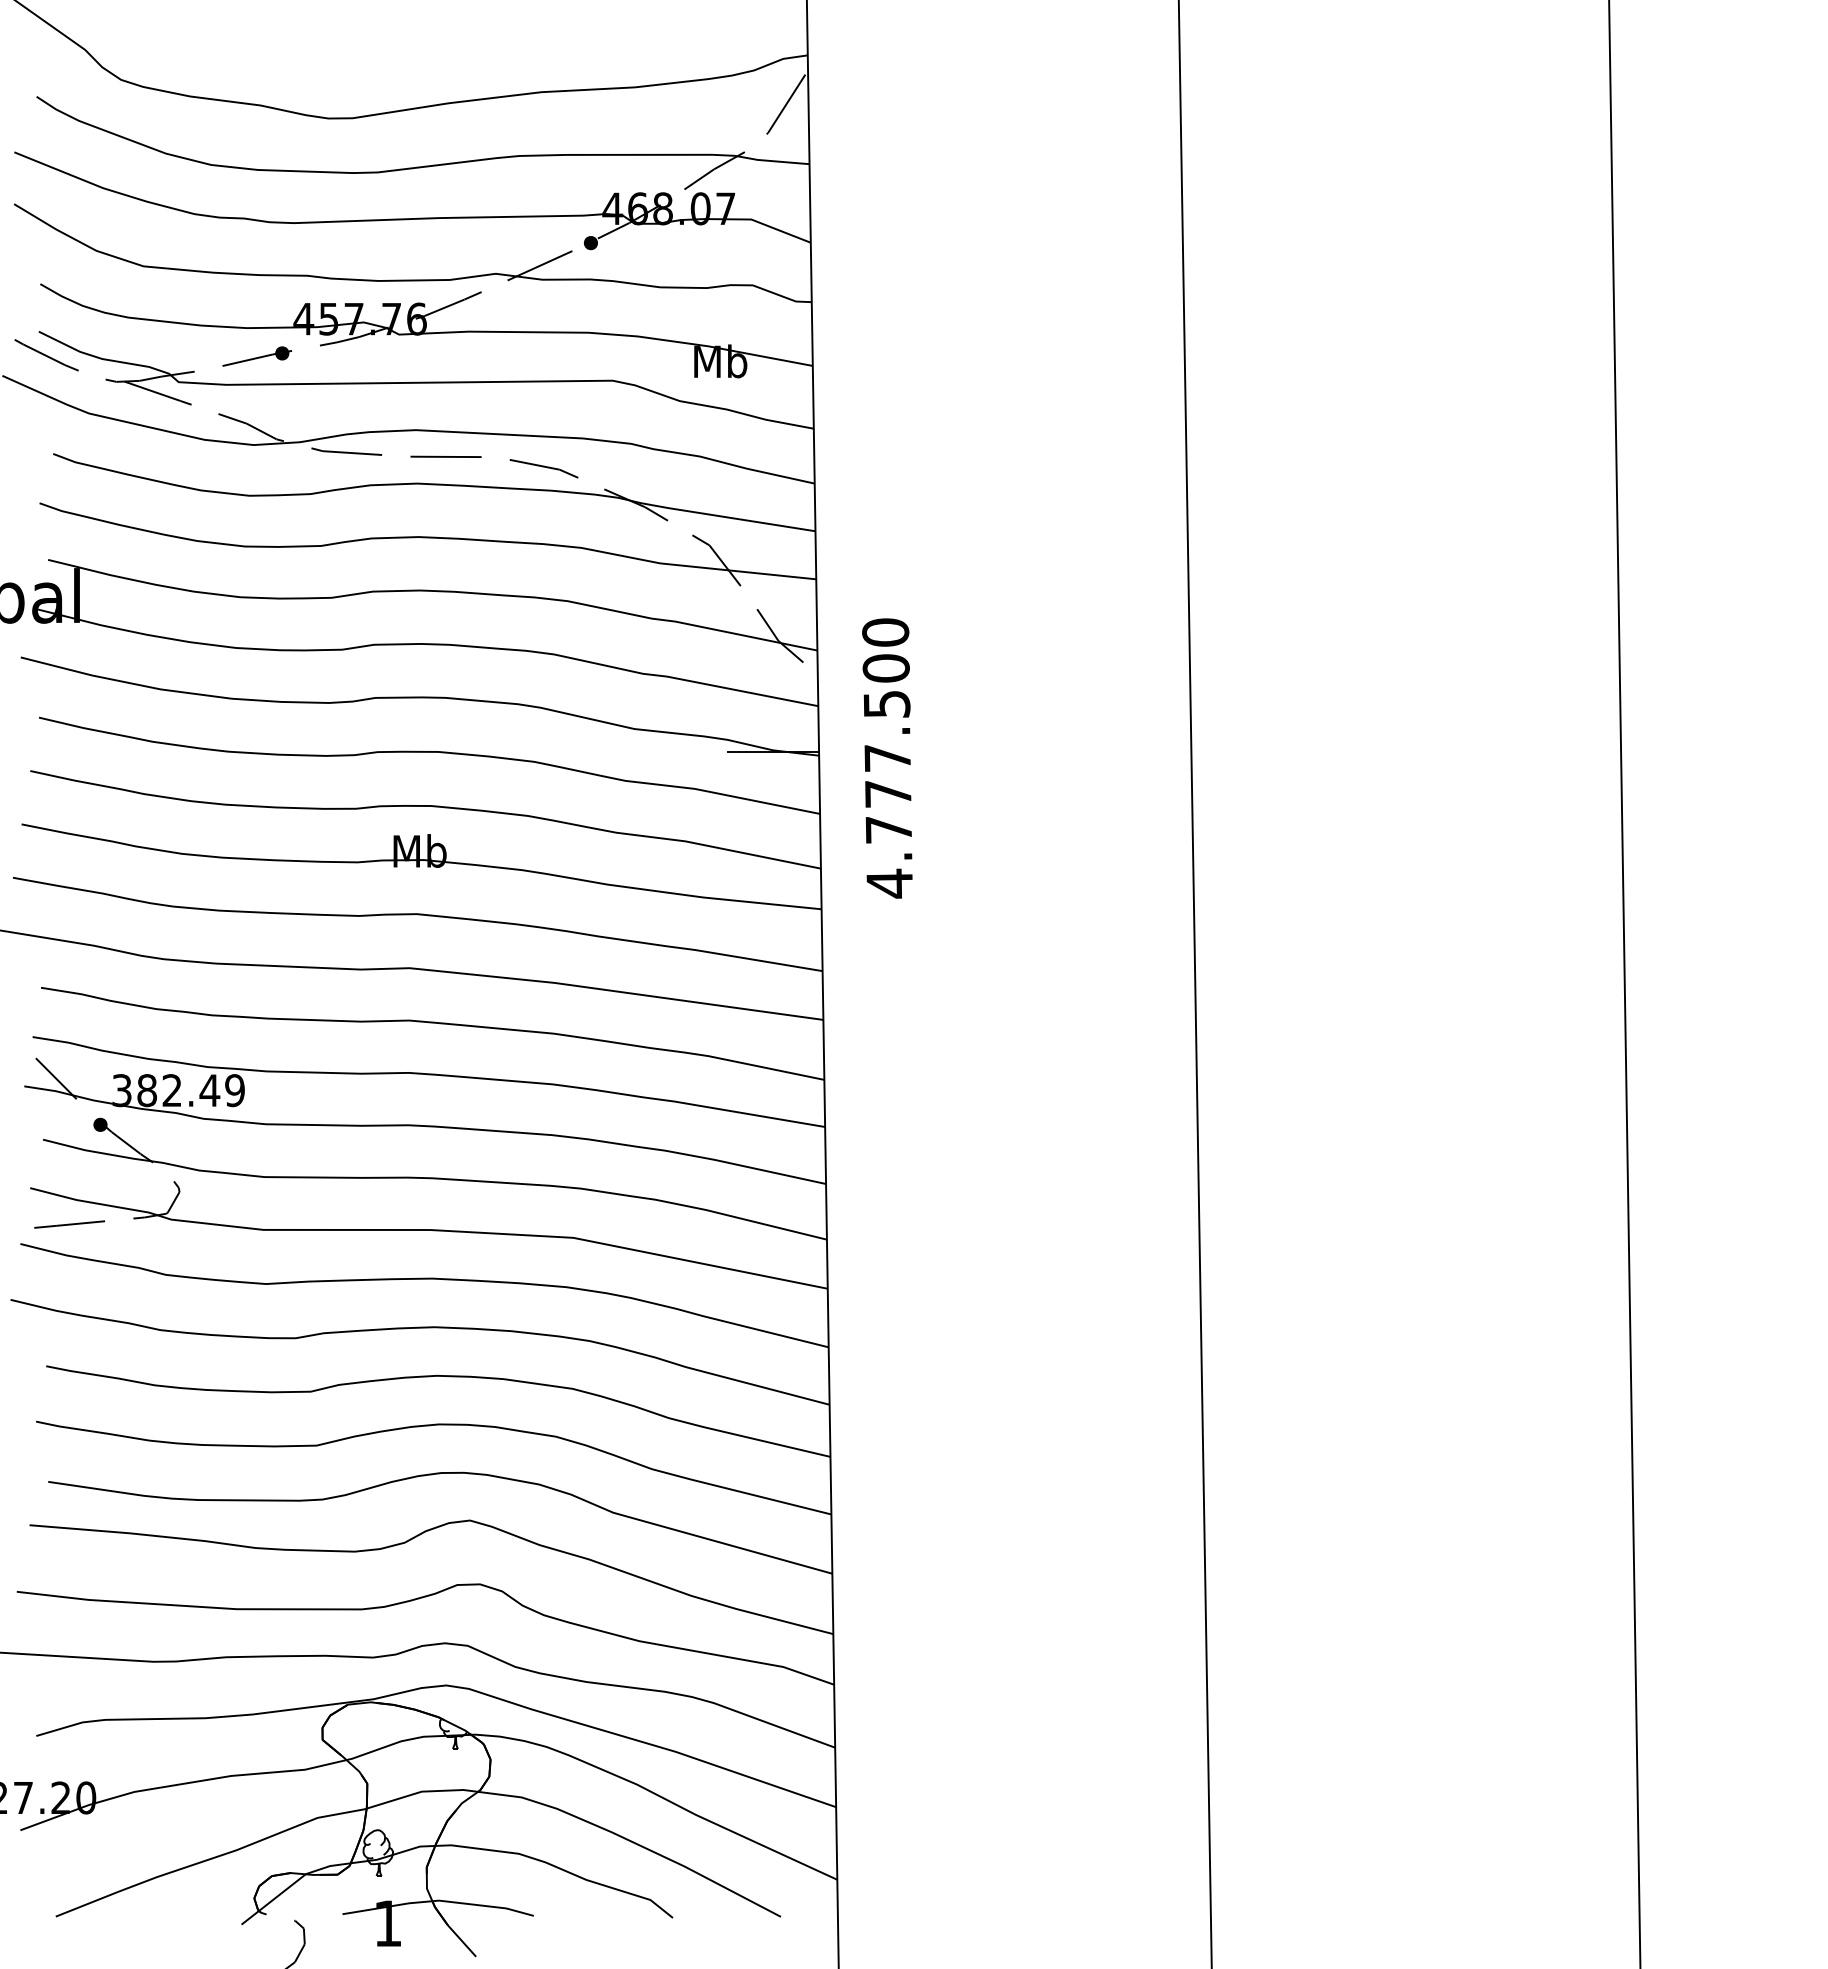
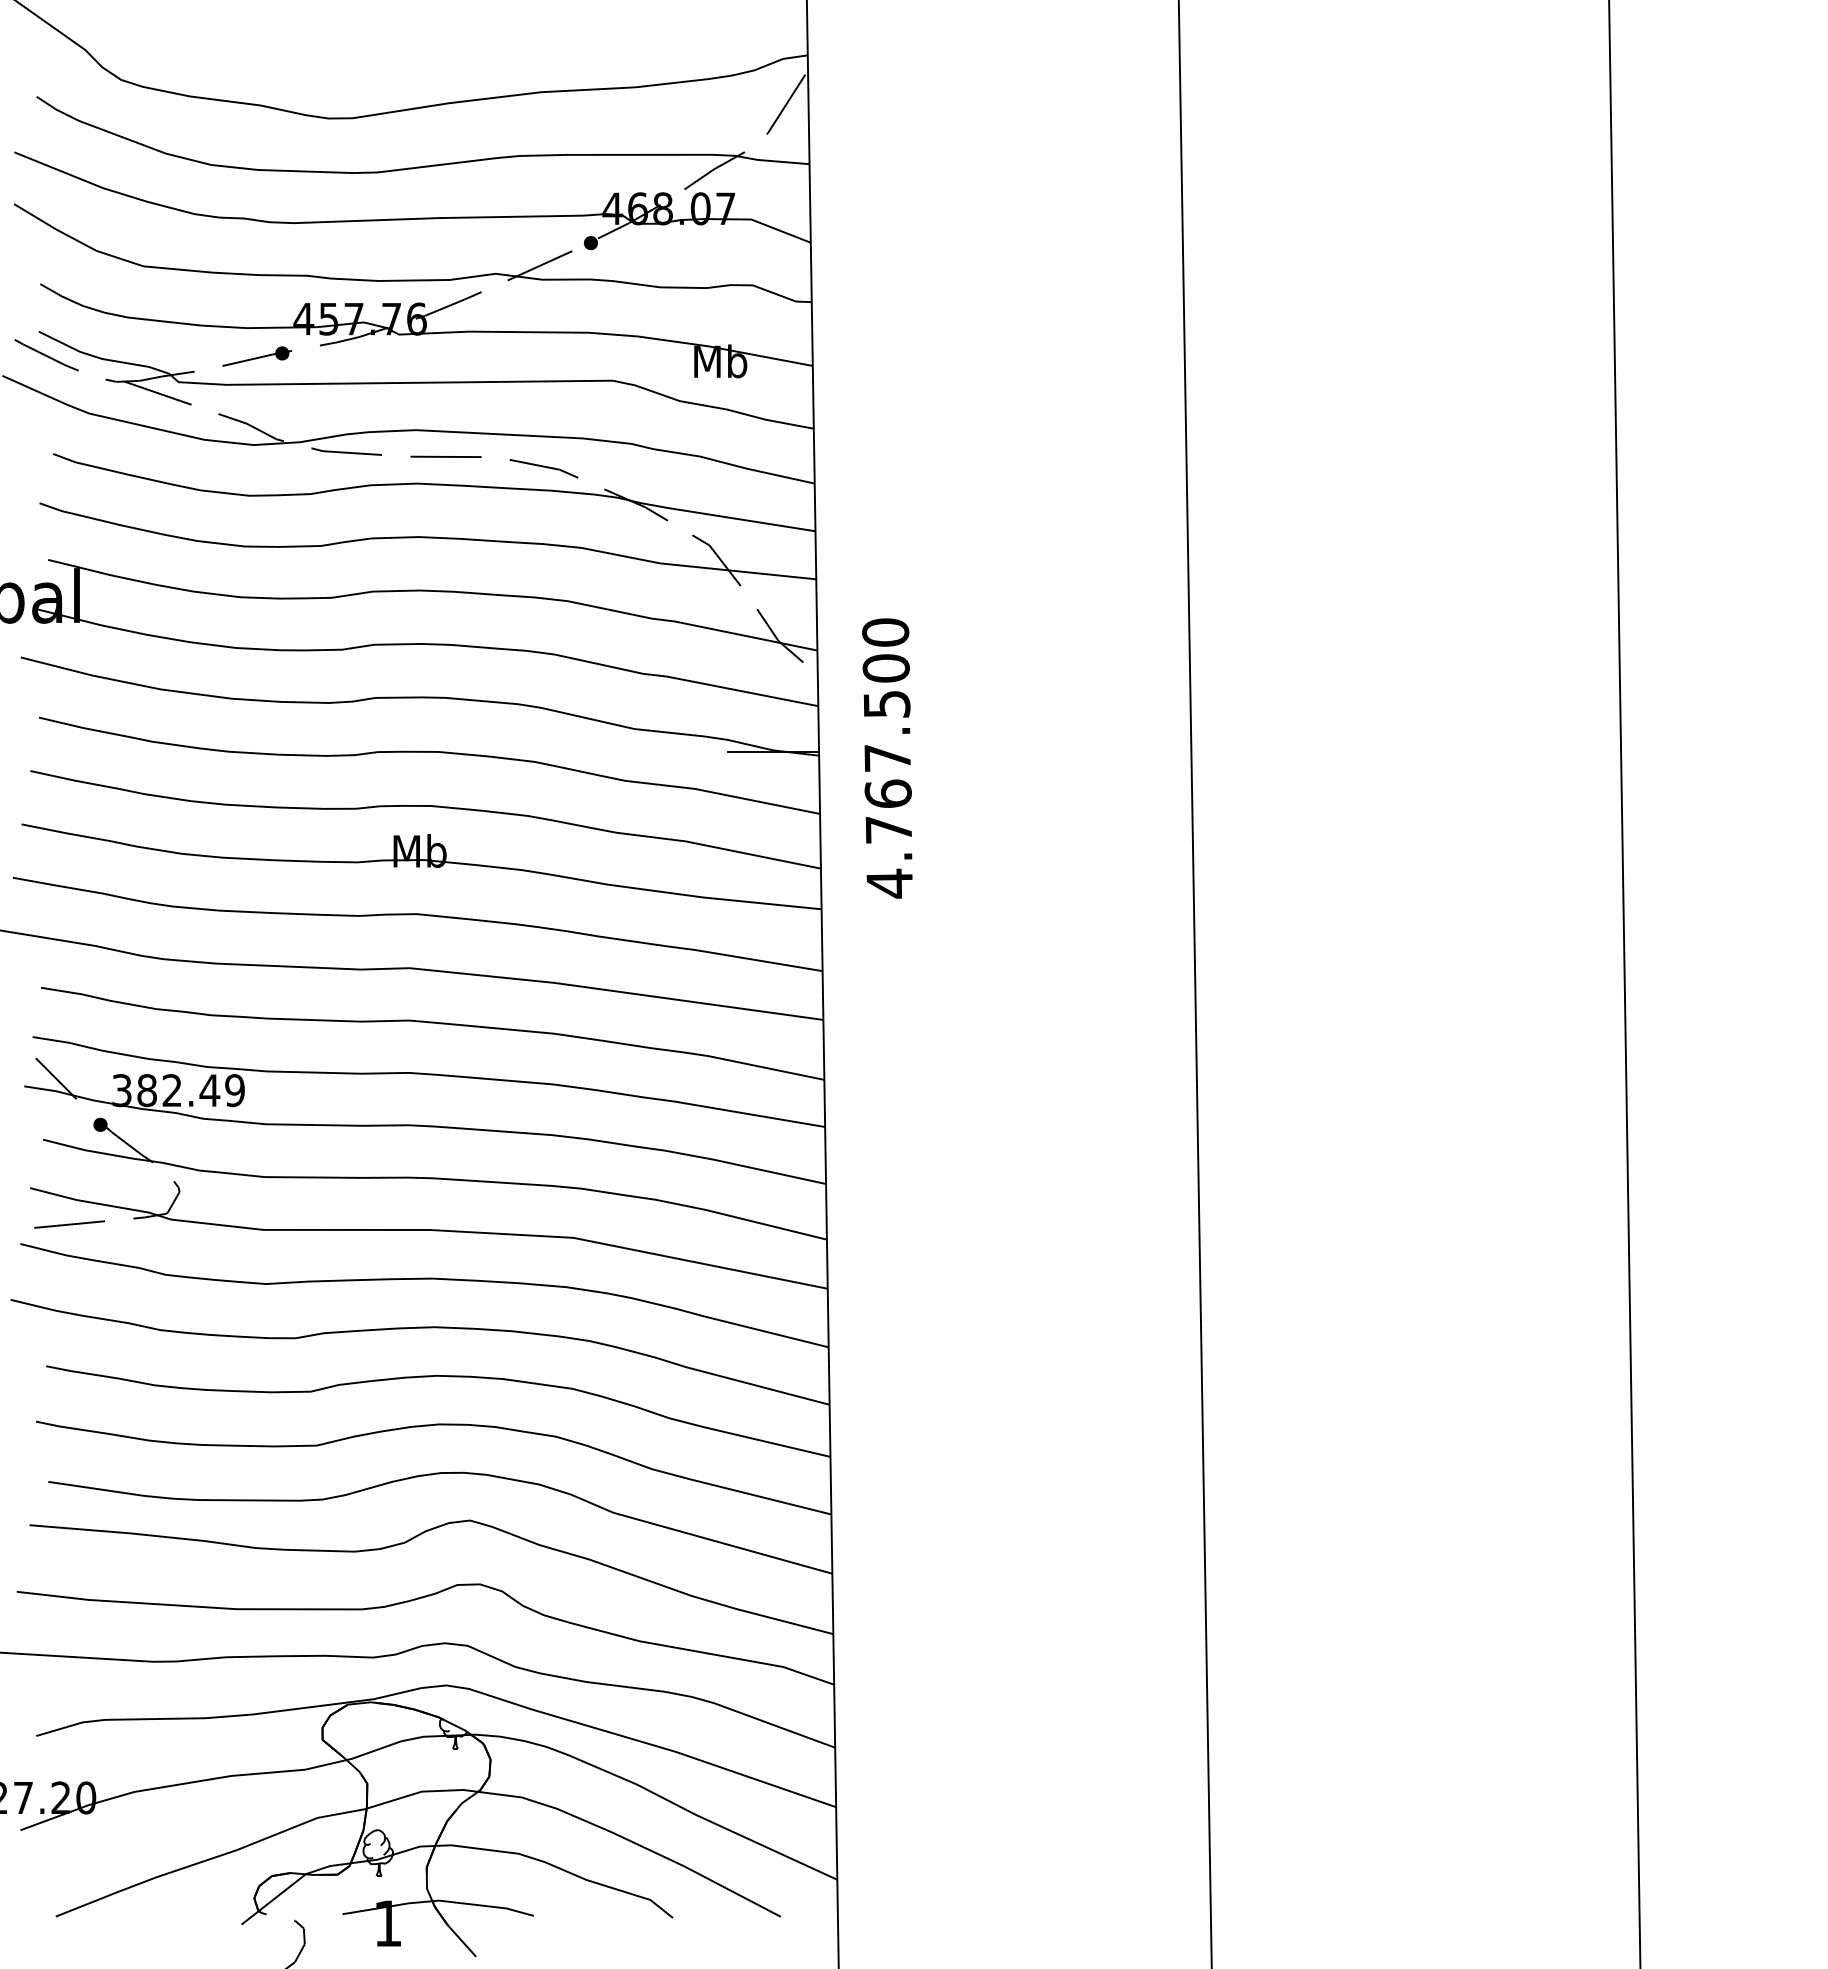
text: 4.777.500 -> 4.767.500 (887, 793)
